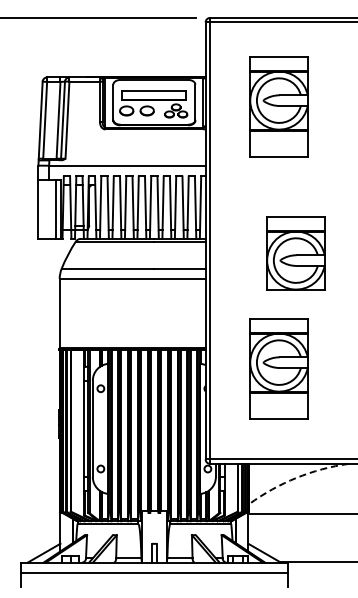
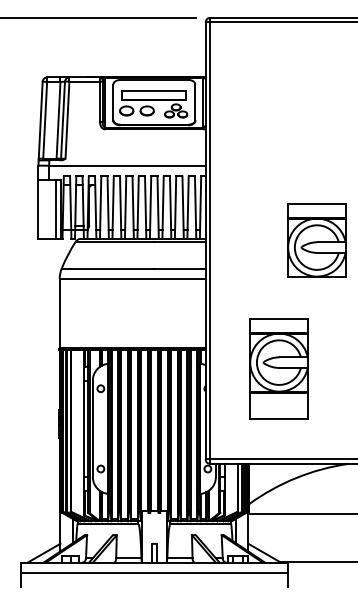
part: present -> none (278, 106)
part position: (295, 253) -> (316, 240) (316, 240)
arc: dashed -> solid (296, 477)
